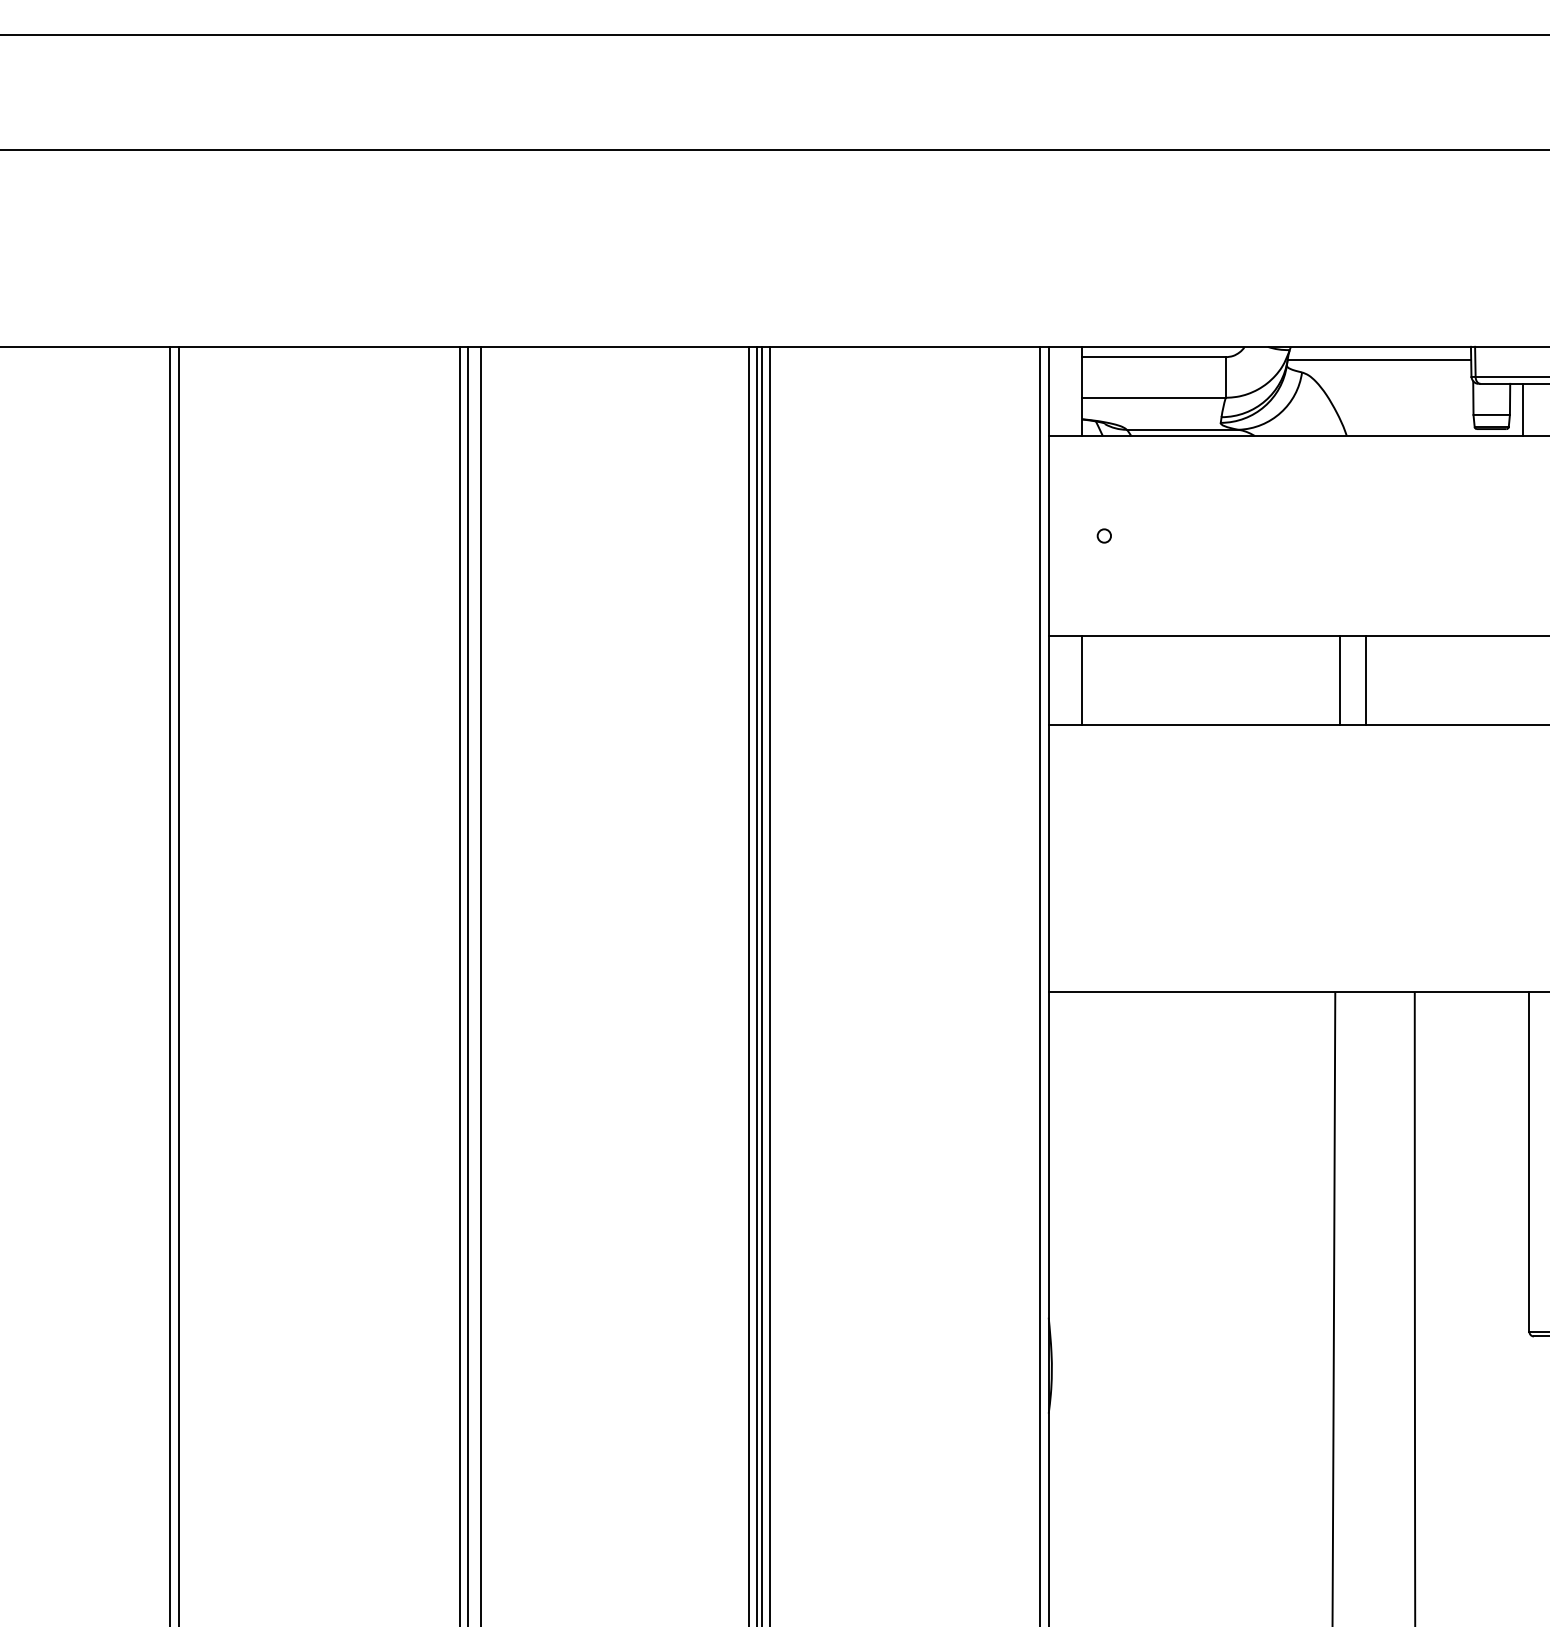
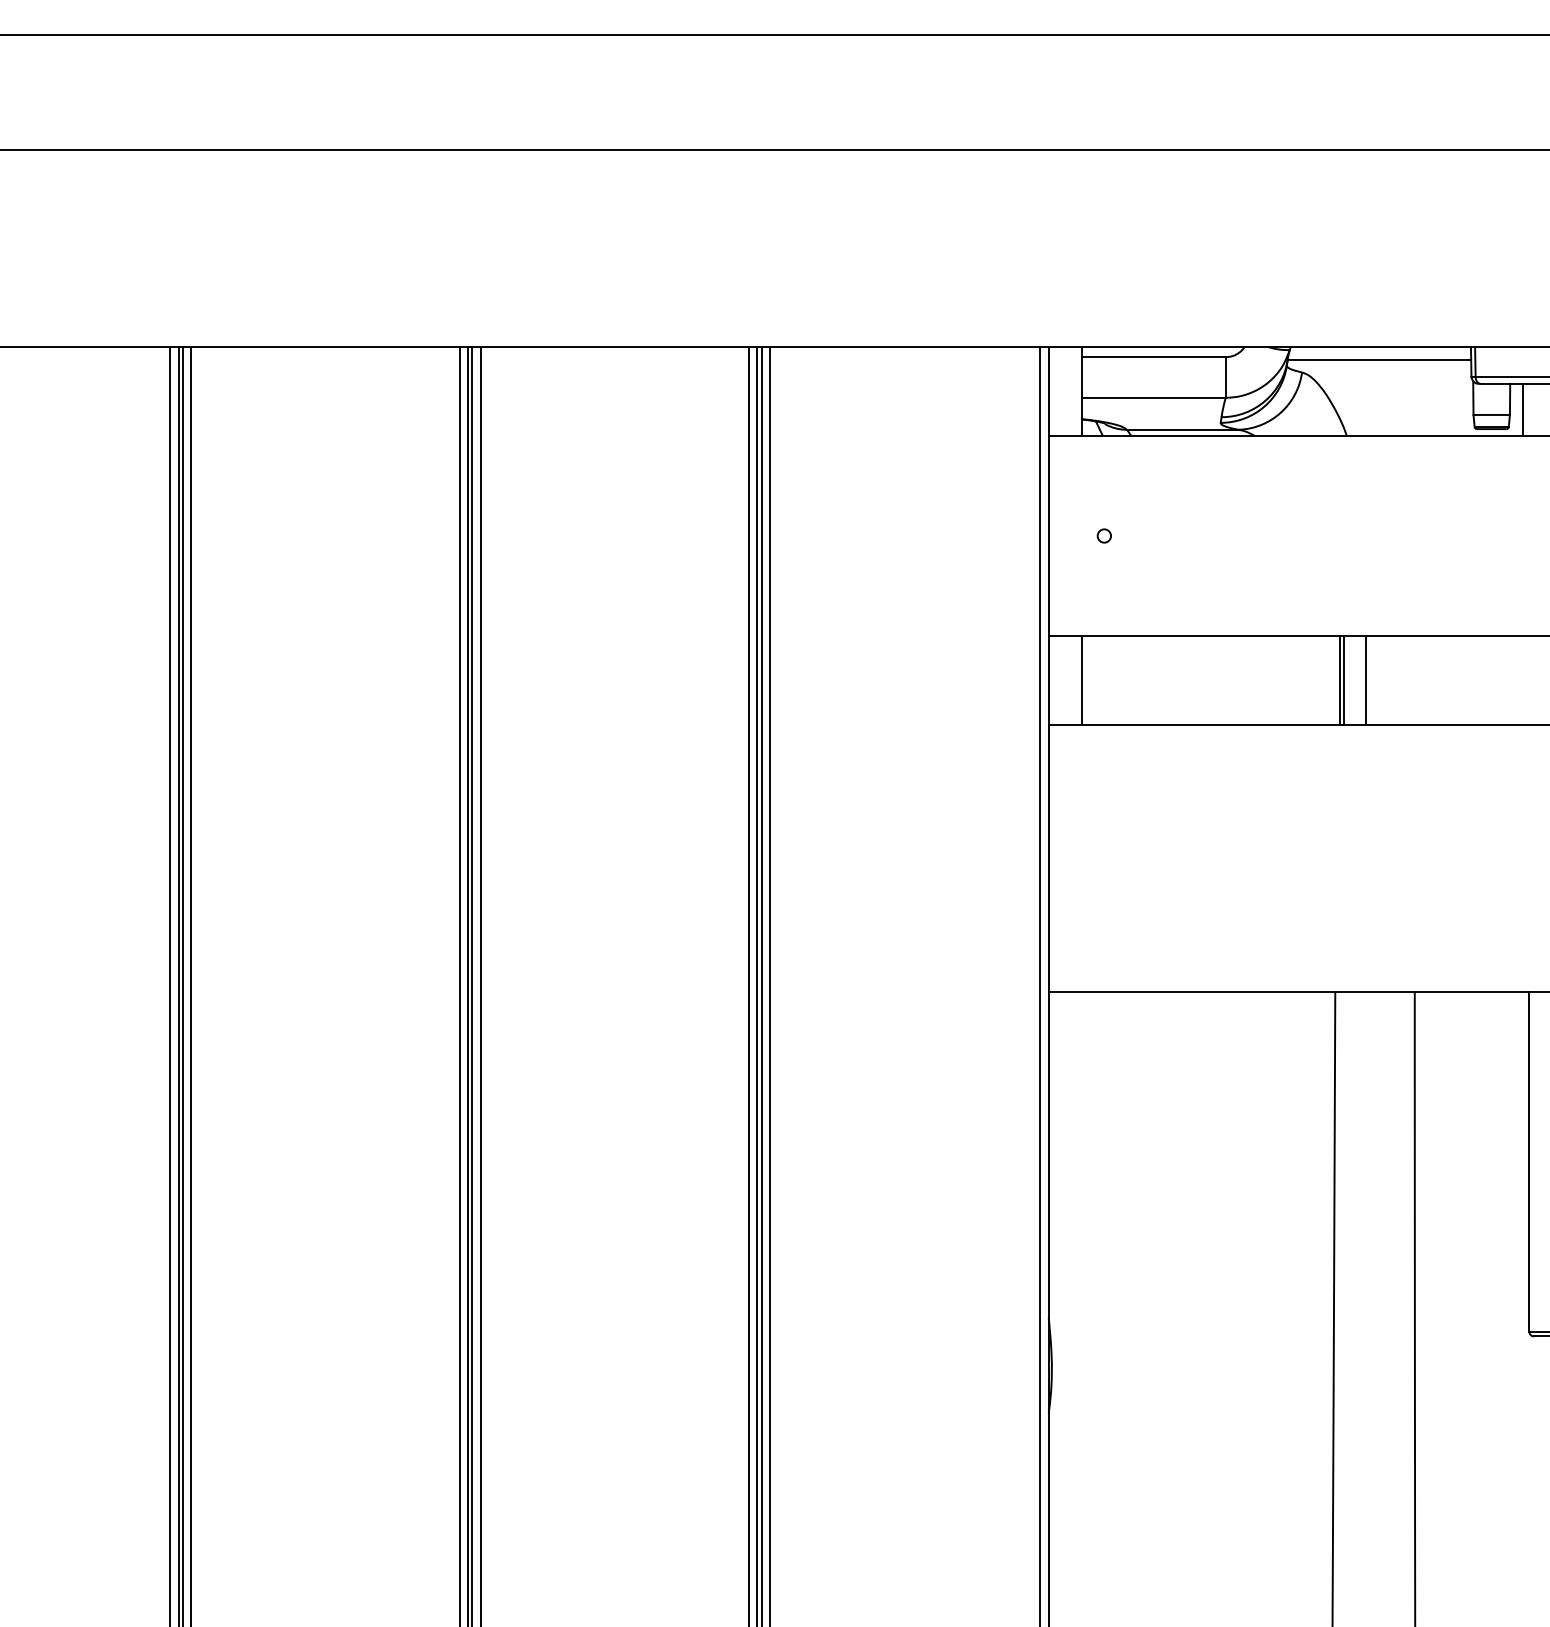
line: none -> present (1343, 680)
line: none -> present (182, 984)
line: none -> present (191, 984)
line: none -> present (472, 984)
